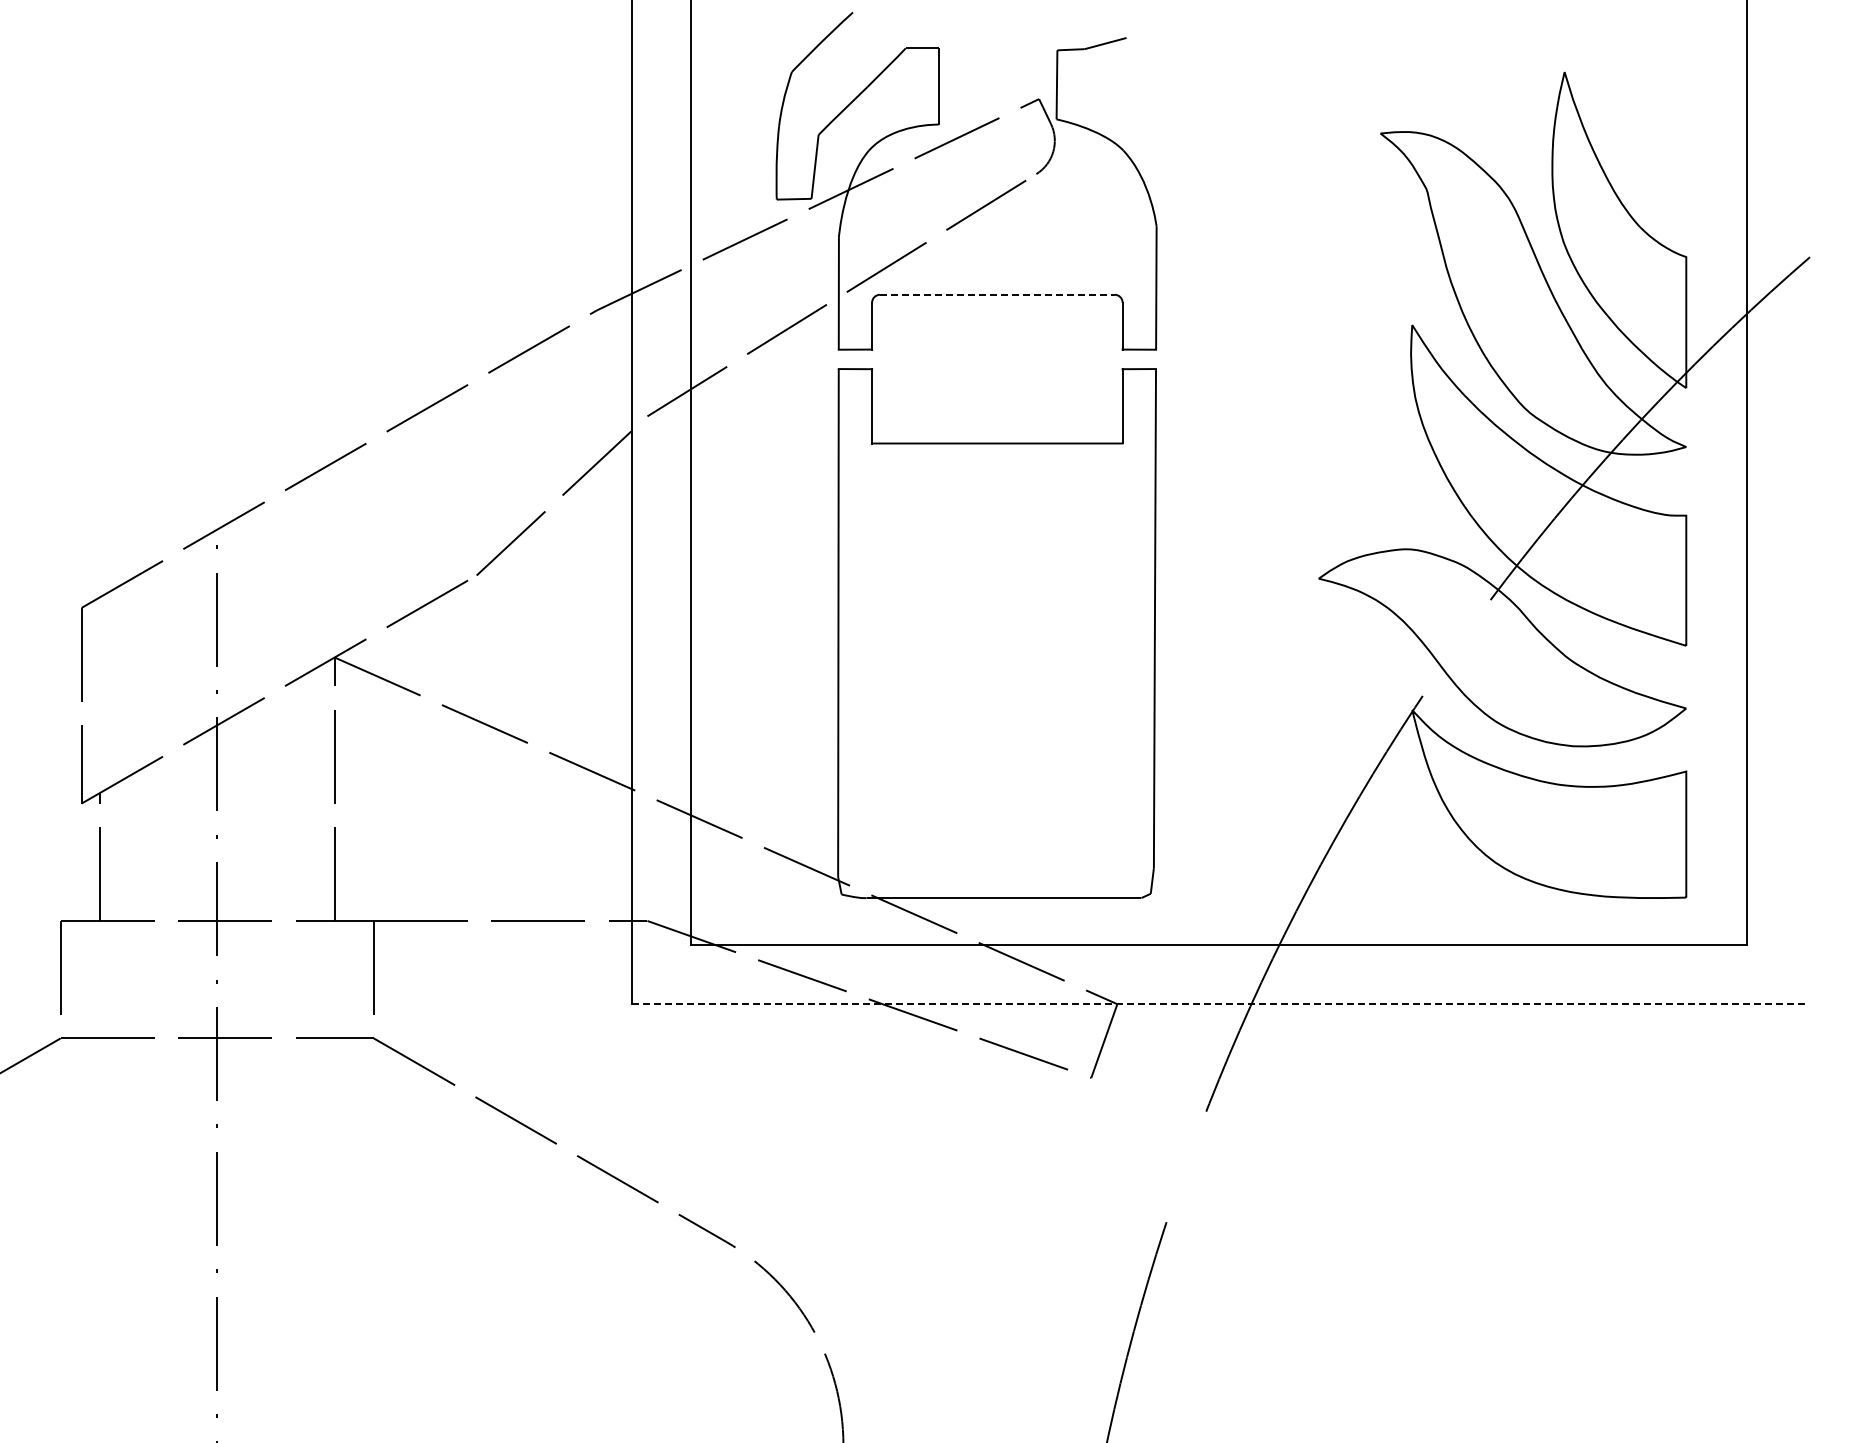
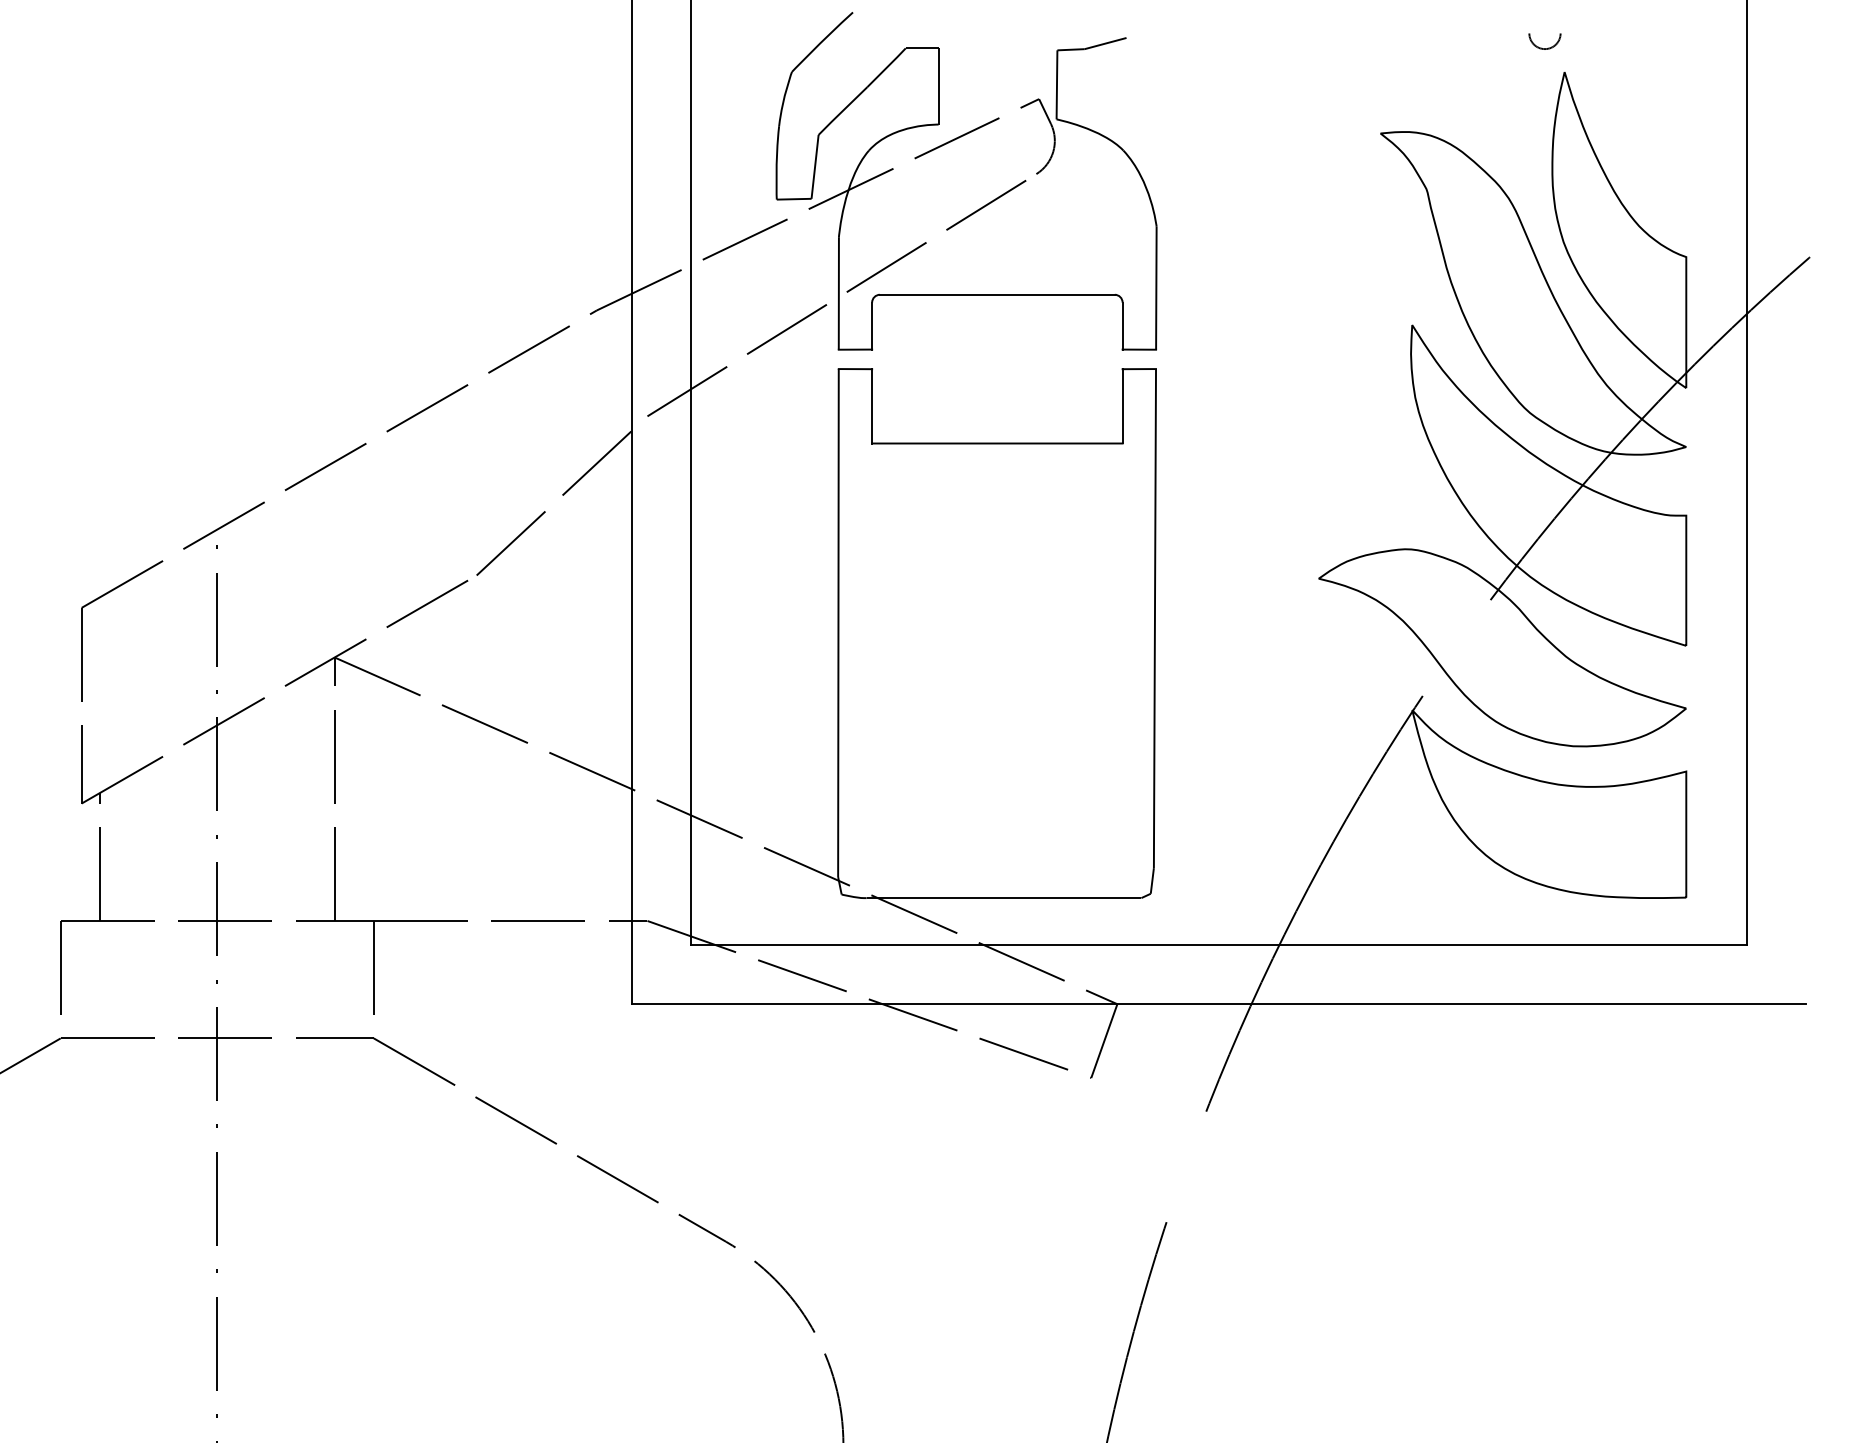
arc: none -> present (1541, 47)
line: dashed -> solid (997, 294)
line: dashed -> solid (1219, 1004)
